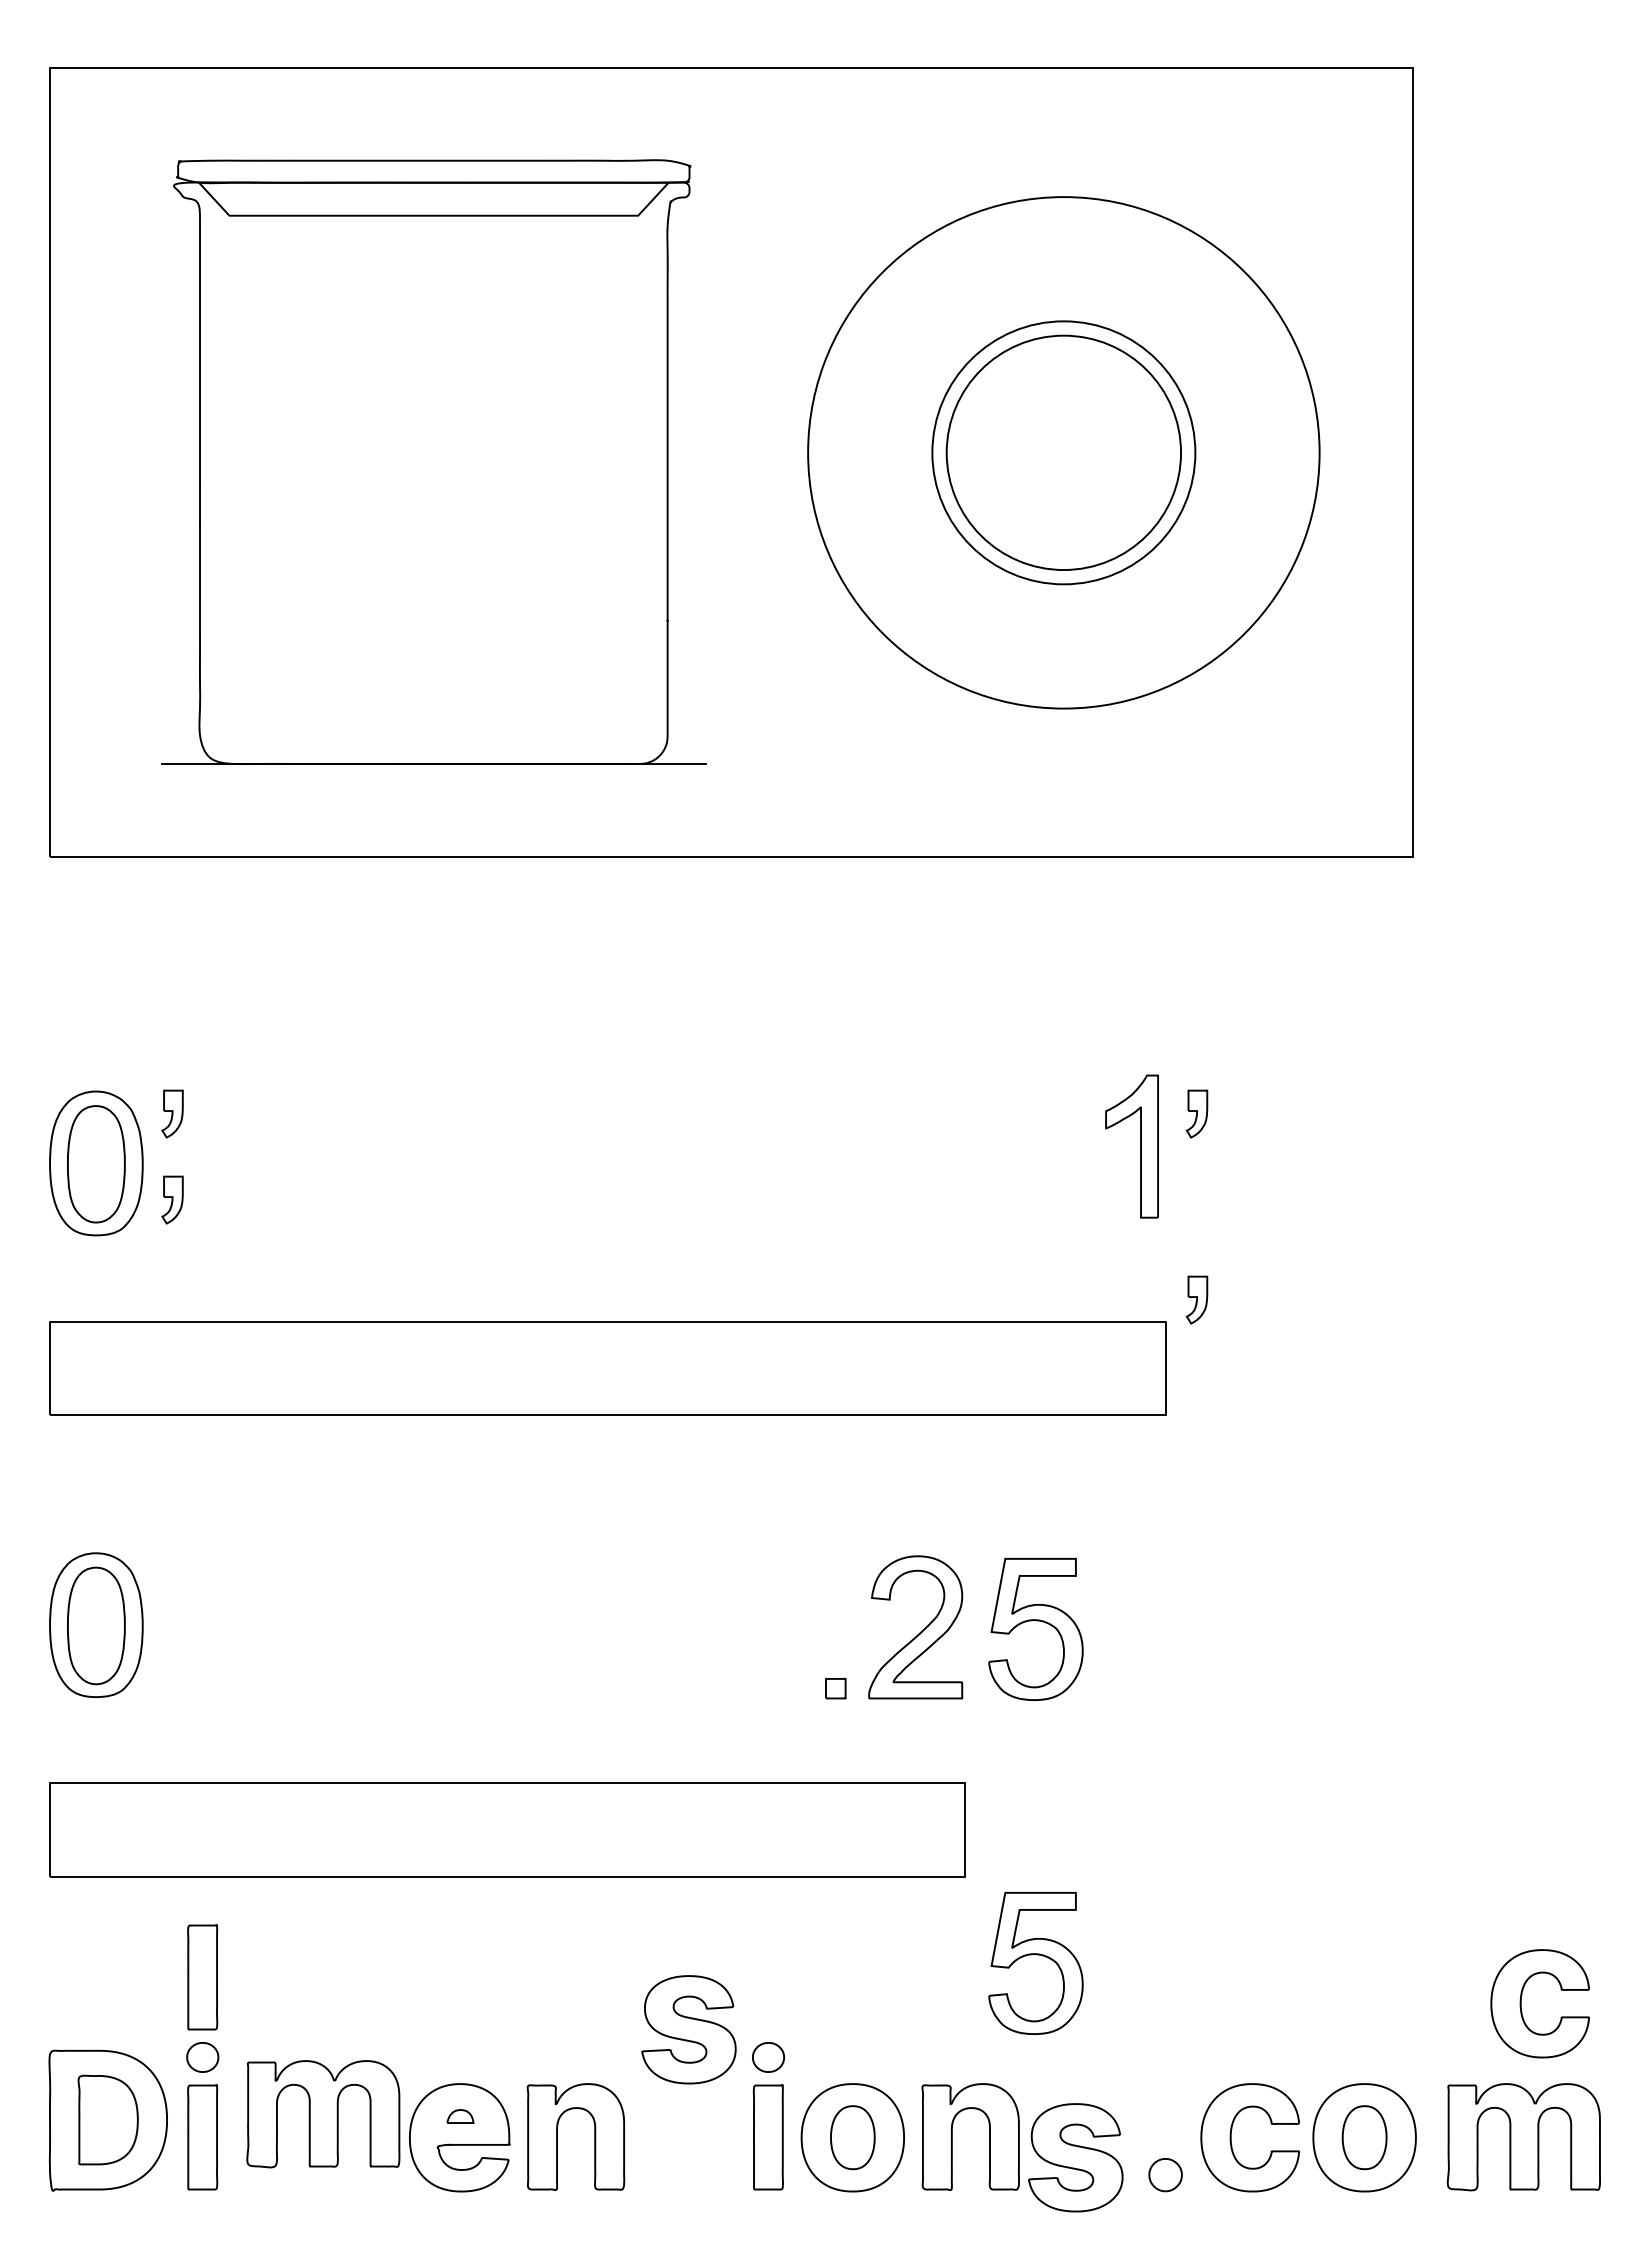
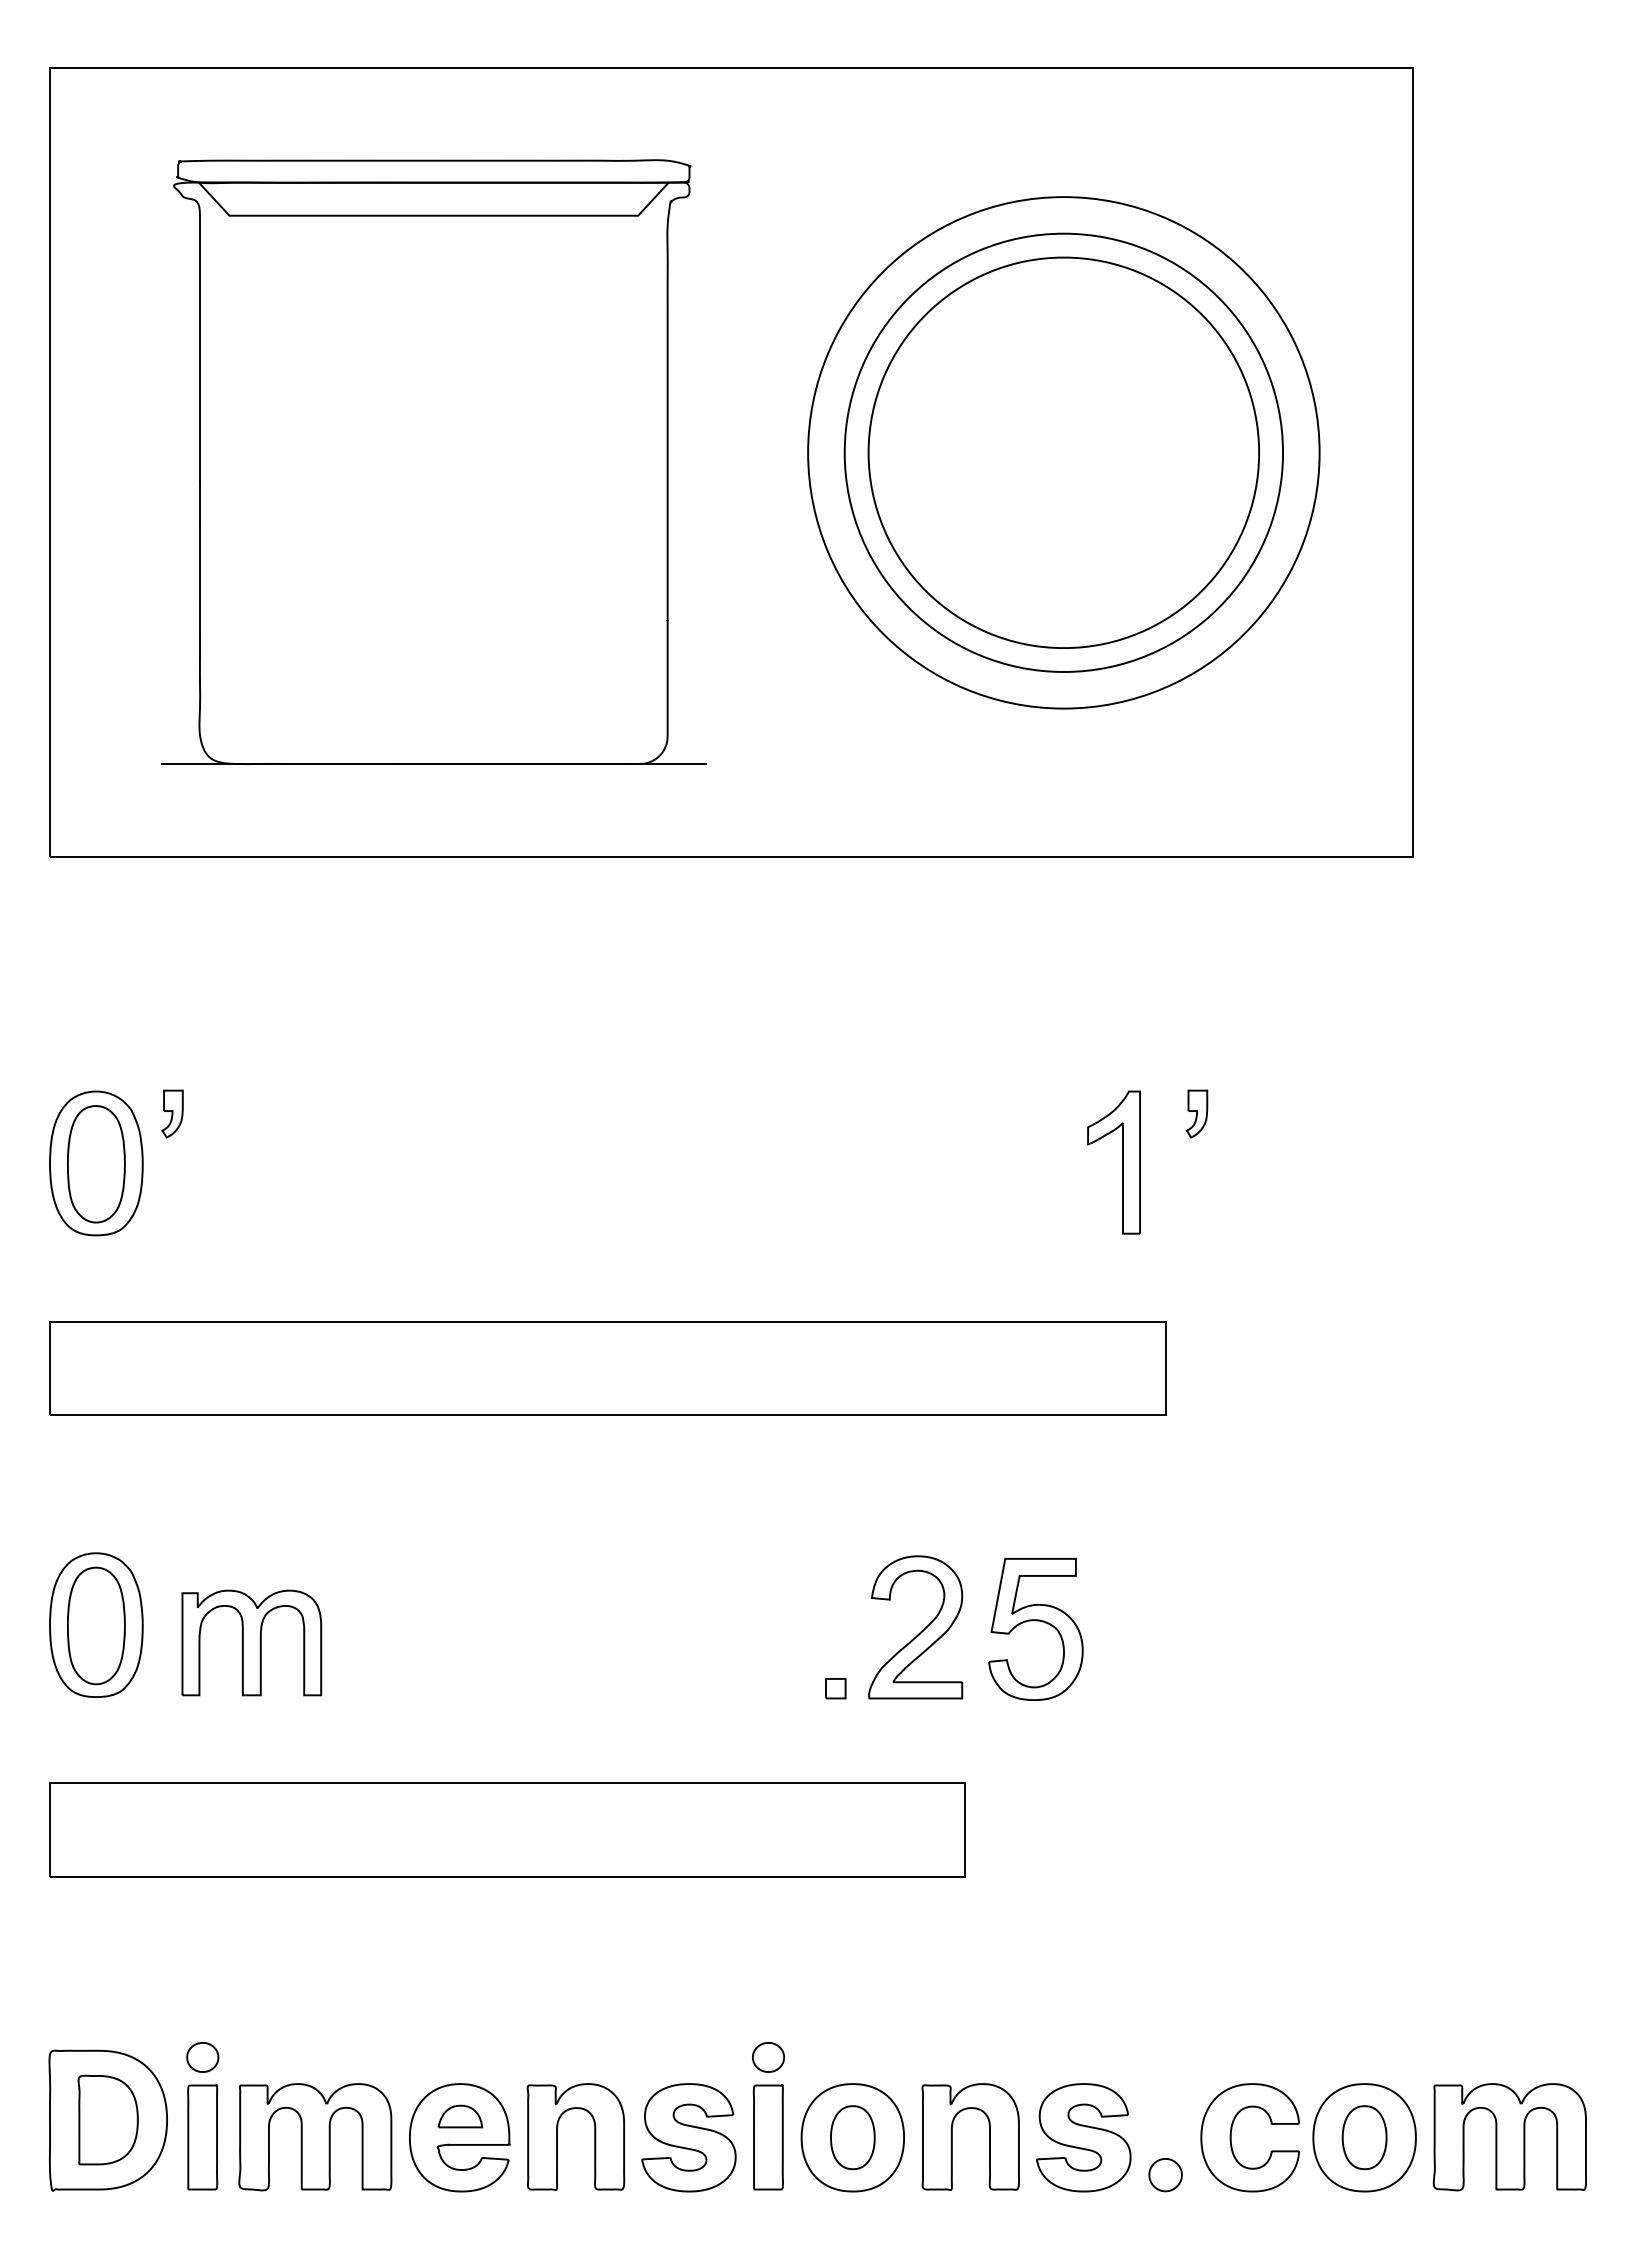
circle diameter: 234 px -> 391 px (1063, 452)
circle diameter: 263 px -> 438 px (1063, 452)
part position: (1140, 1146) -> (1122, 1162) (1122, 1162)
part: present -> none (172, 1199)
part: present -> none (1196, 1299)
part: none -> present (251, 1642)
part: present -> none (1036, 1955)
part: present -> none (202, 1977)
part: present -> none (1521, 2003)
part position: (688, 2029) -> (688, 2137) (688, 2137)
part position: (323, 2114) -> (315, 2137) (315, 2137)
part size: 29x15 px -> 47x25 px (460, 2116)
part position: (1523, 2137) -> (1509, 2137) (1509, 2137)
part position: (1075, 2157) -> (1083, 2137) (1083, 2137)
